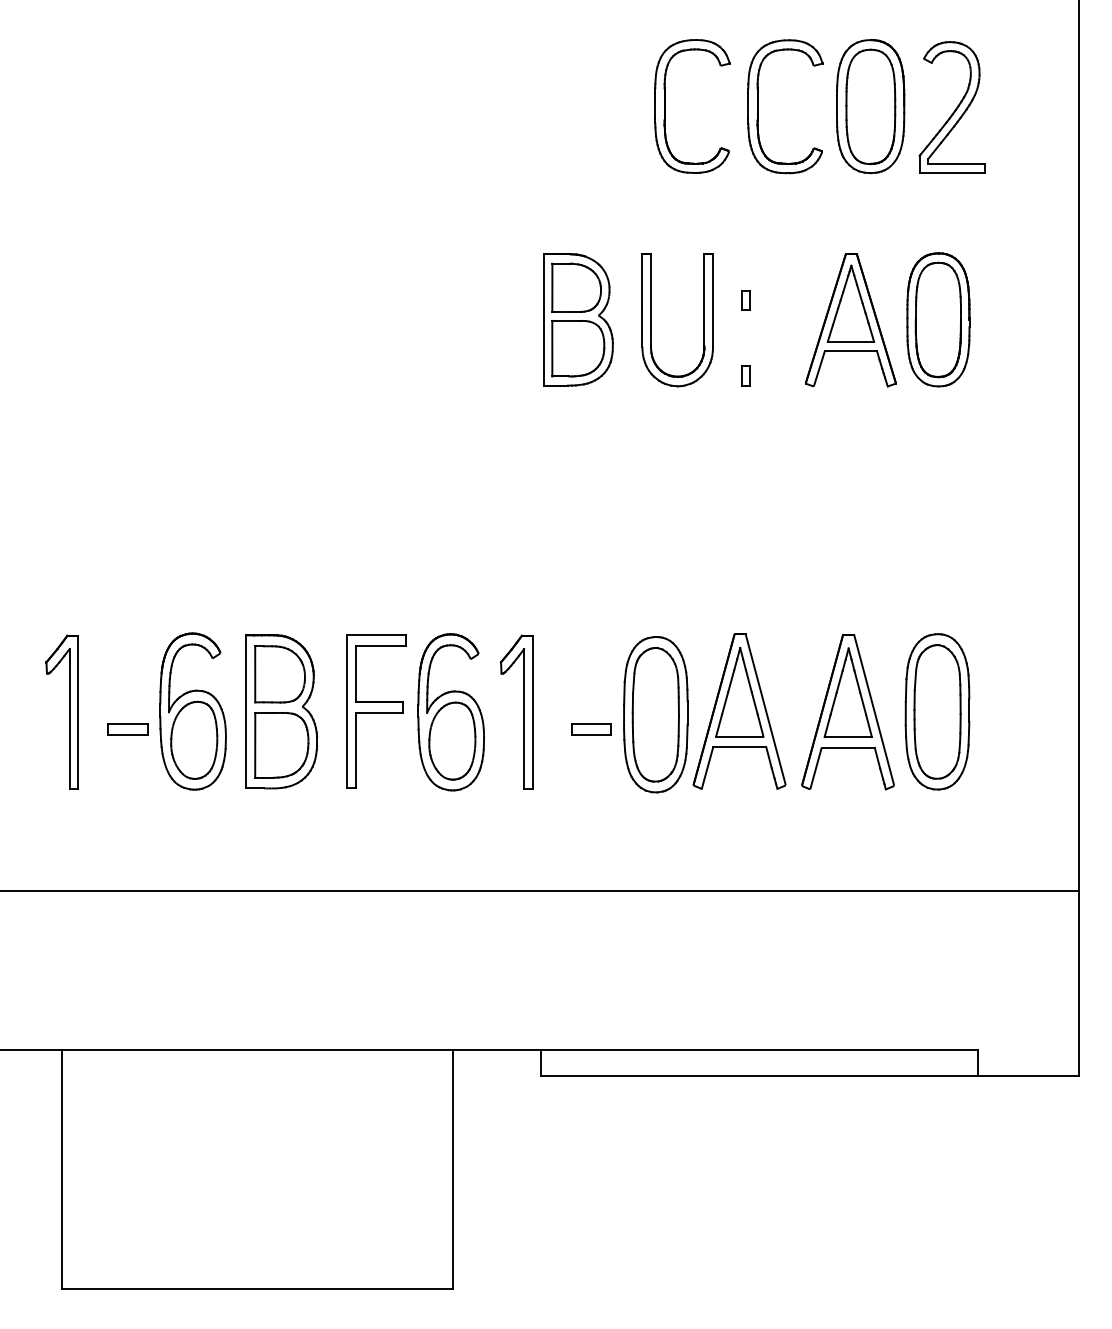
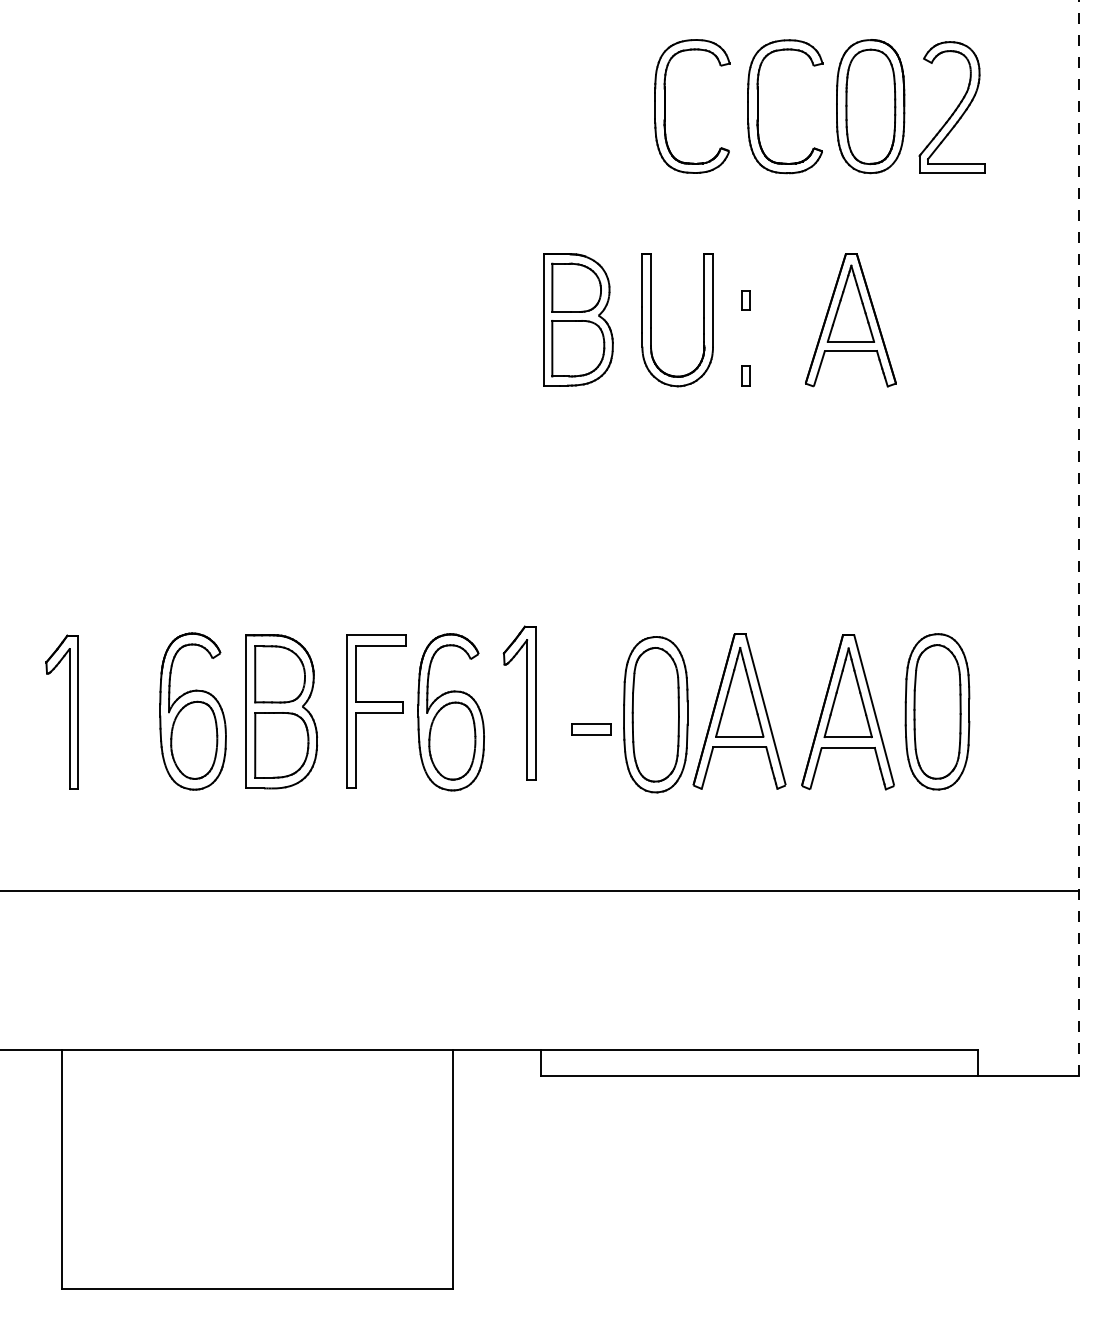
part: present -> none (938, 319)
line: solid -> dashed (1078, 537)
part position: (523, 711) -> (526, 702) (526, 702)
part: present -> none (127, 729)
